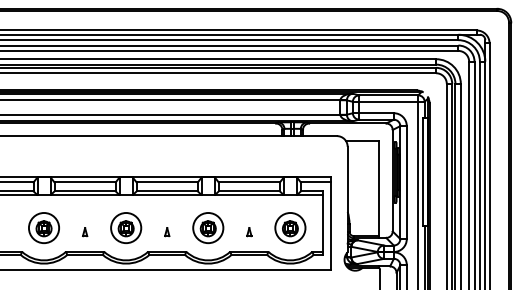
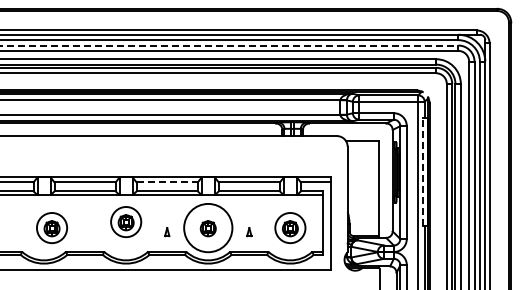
line: solid -> dashed (229, 45)
line: solid -> dashed (422, 172)
line: solid -> dashed (167, 182)
part position: (43, 227) -> (51, 227) (51, 227)
part position: (126, 227) -> (126, 221) (126, 221)
circle diameter: 30 px -> 48 px (208, 227)
part: present -> none (85, 232)
